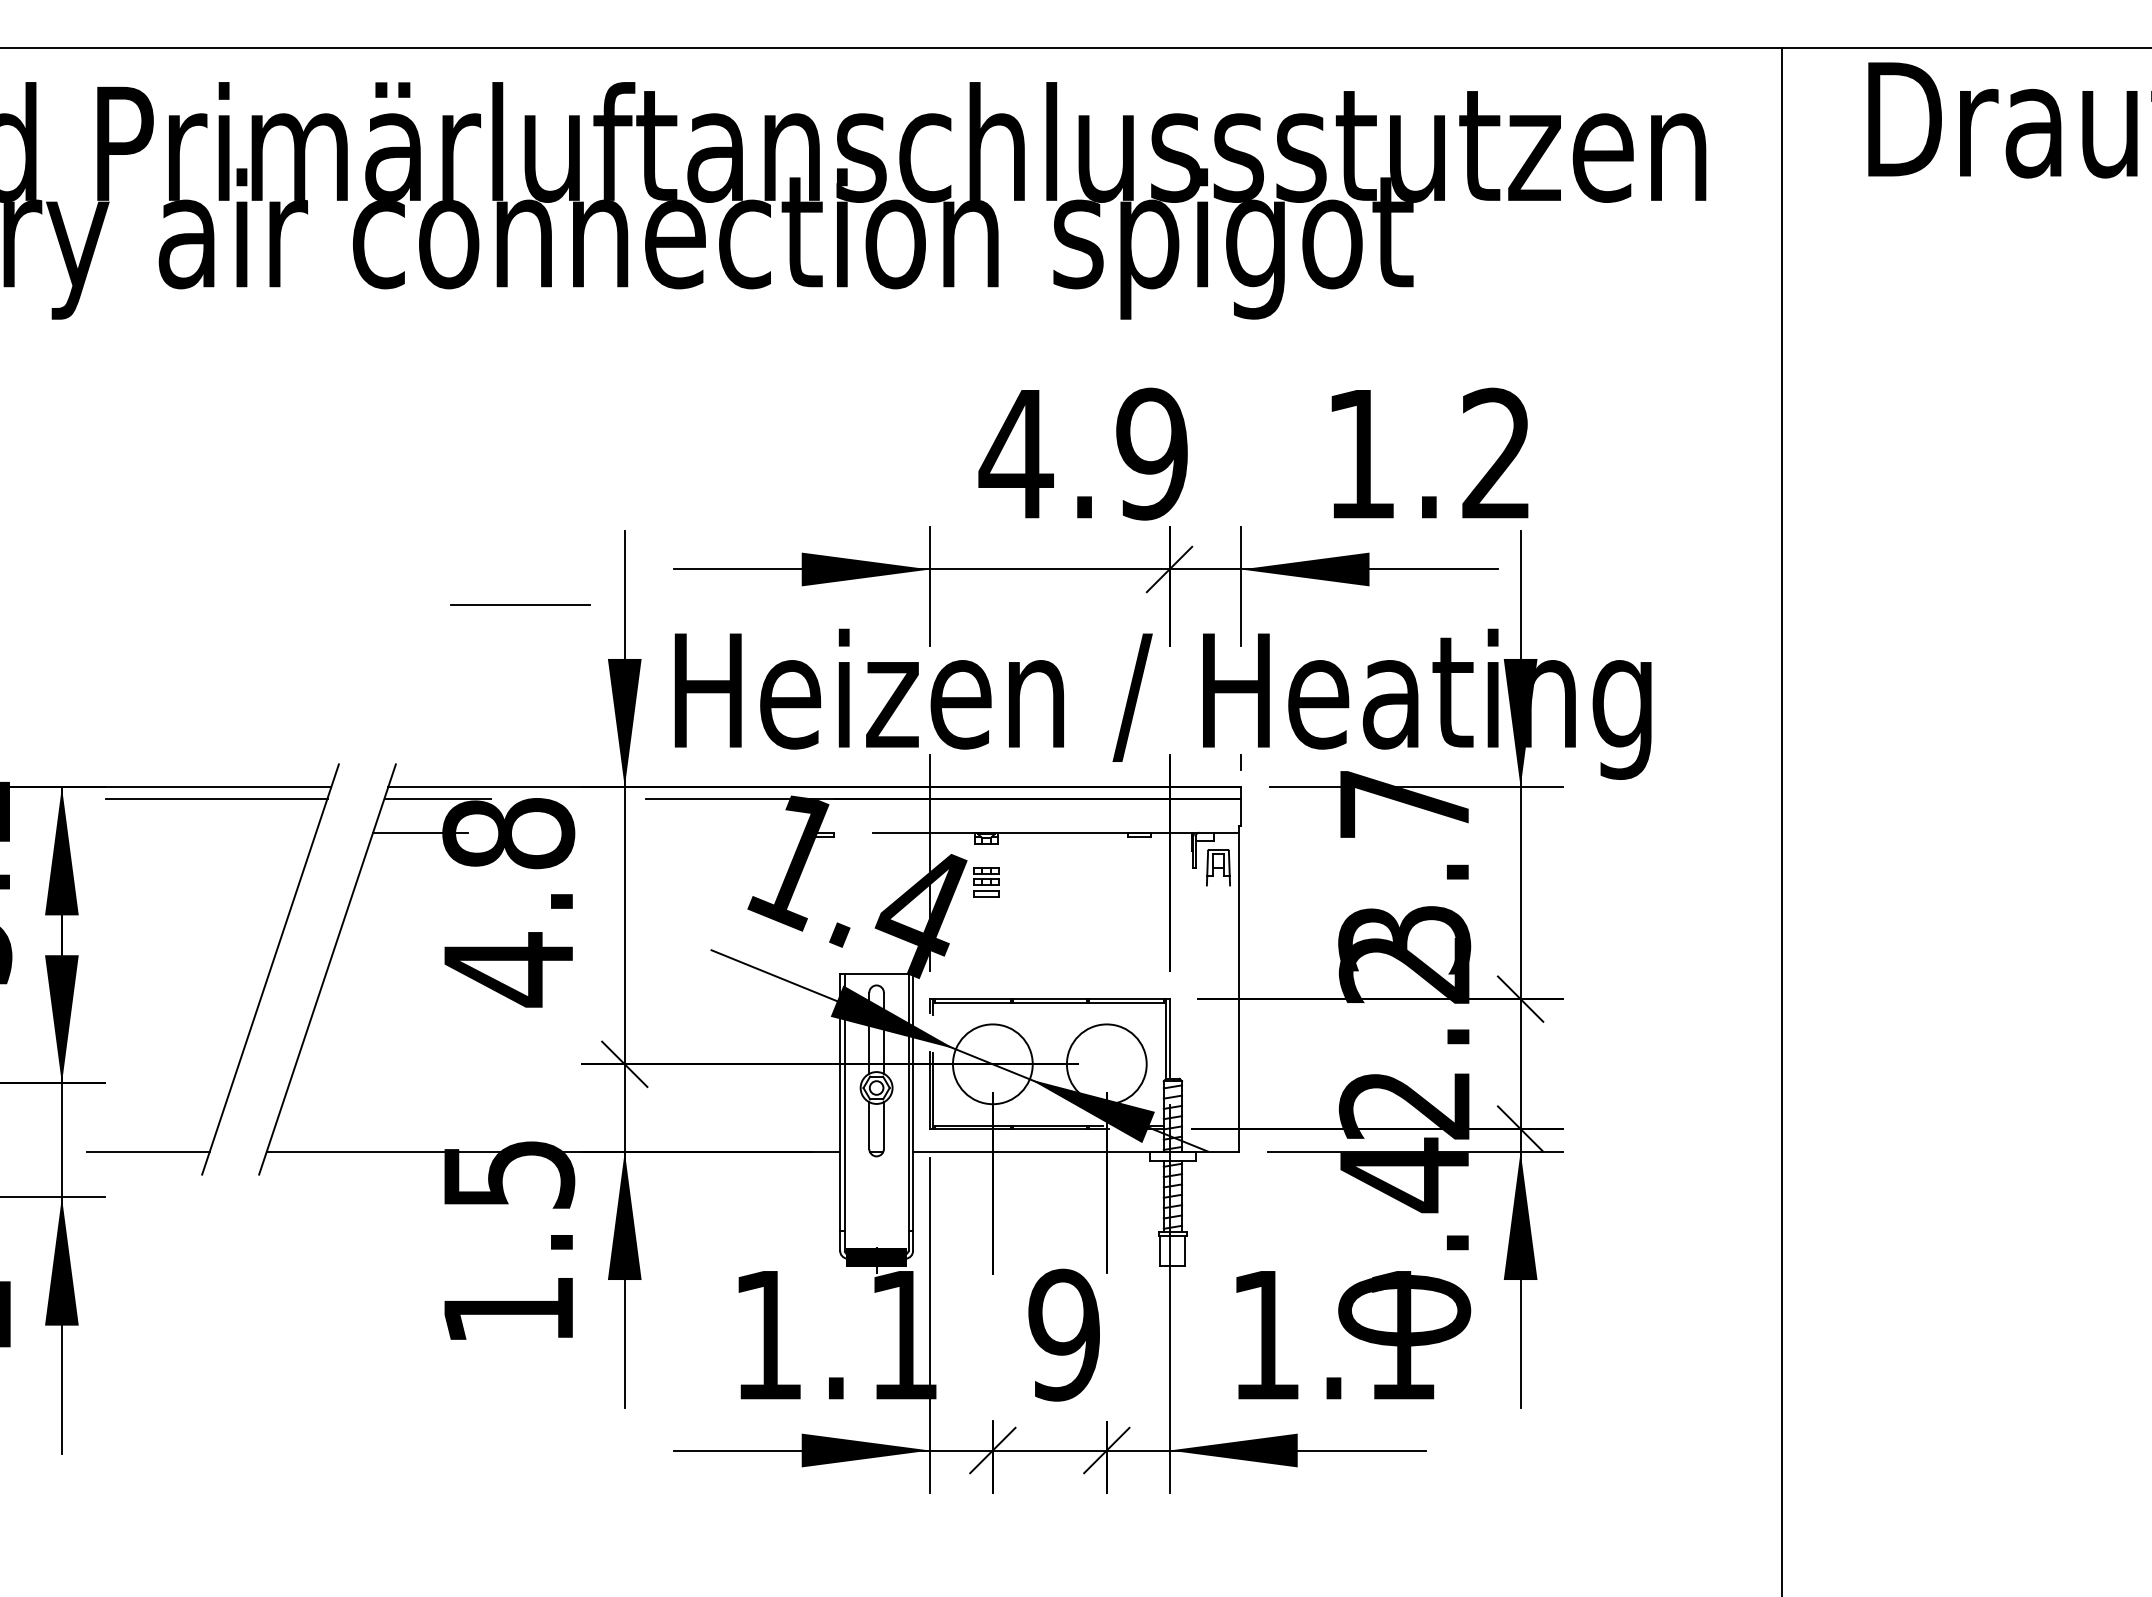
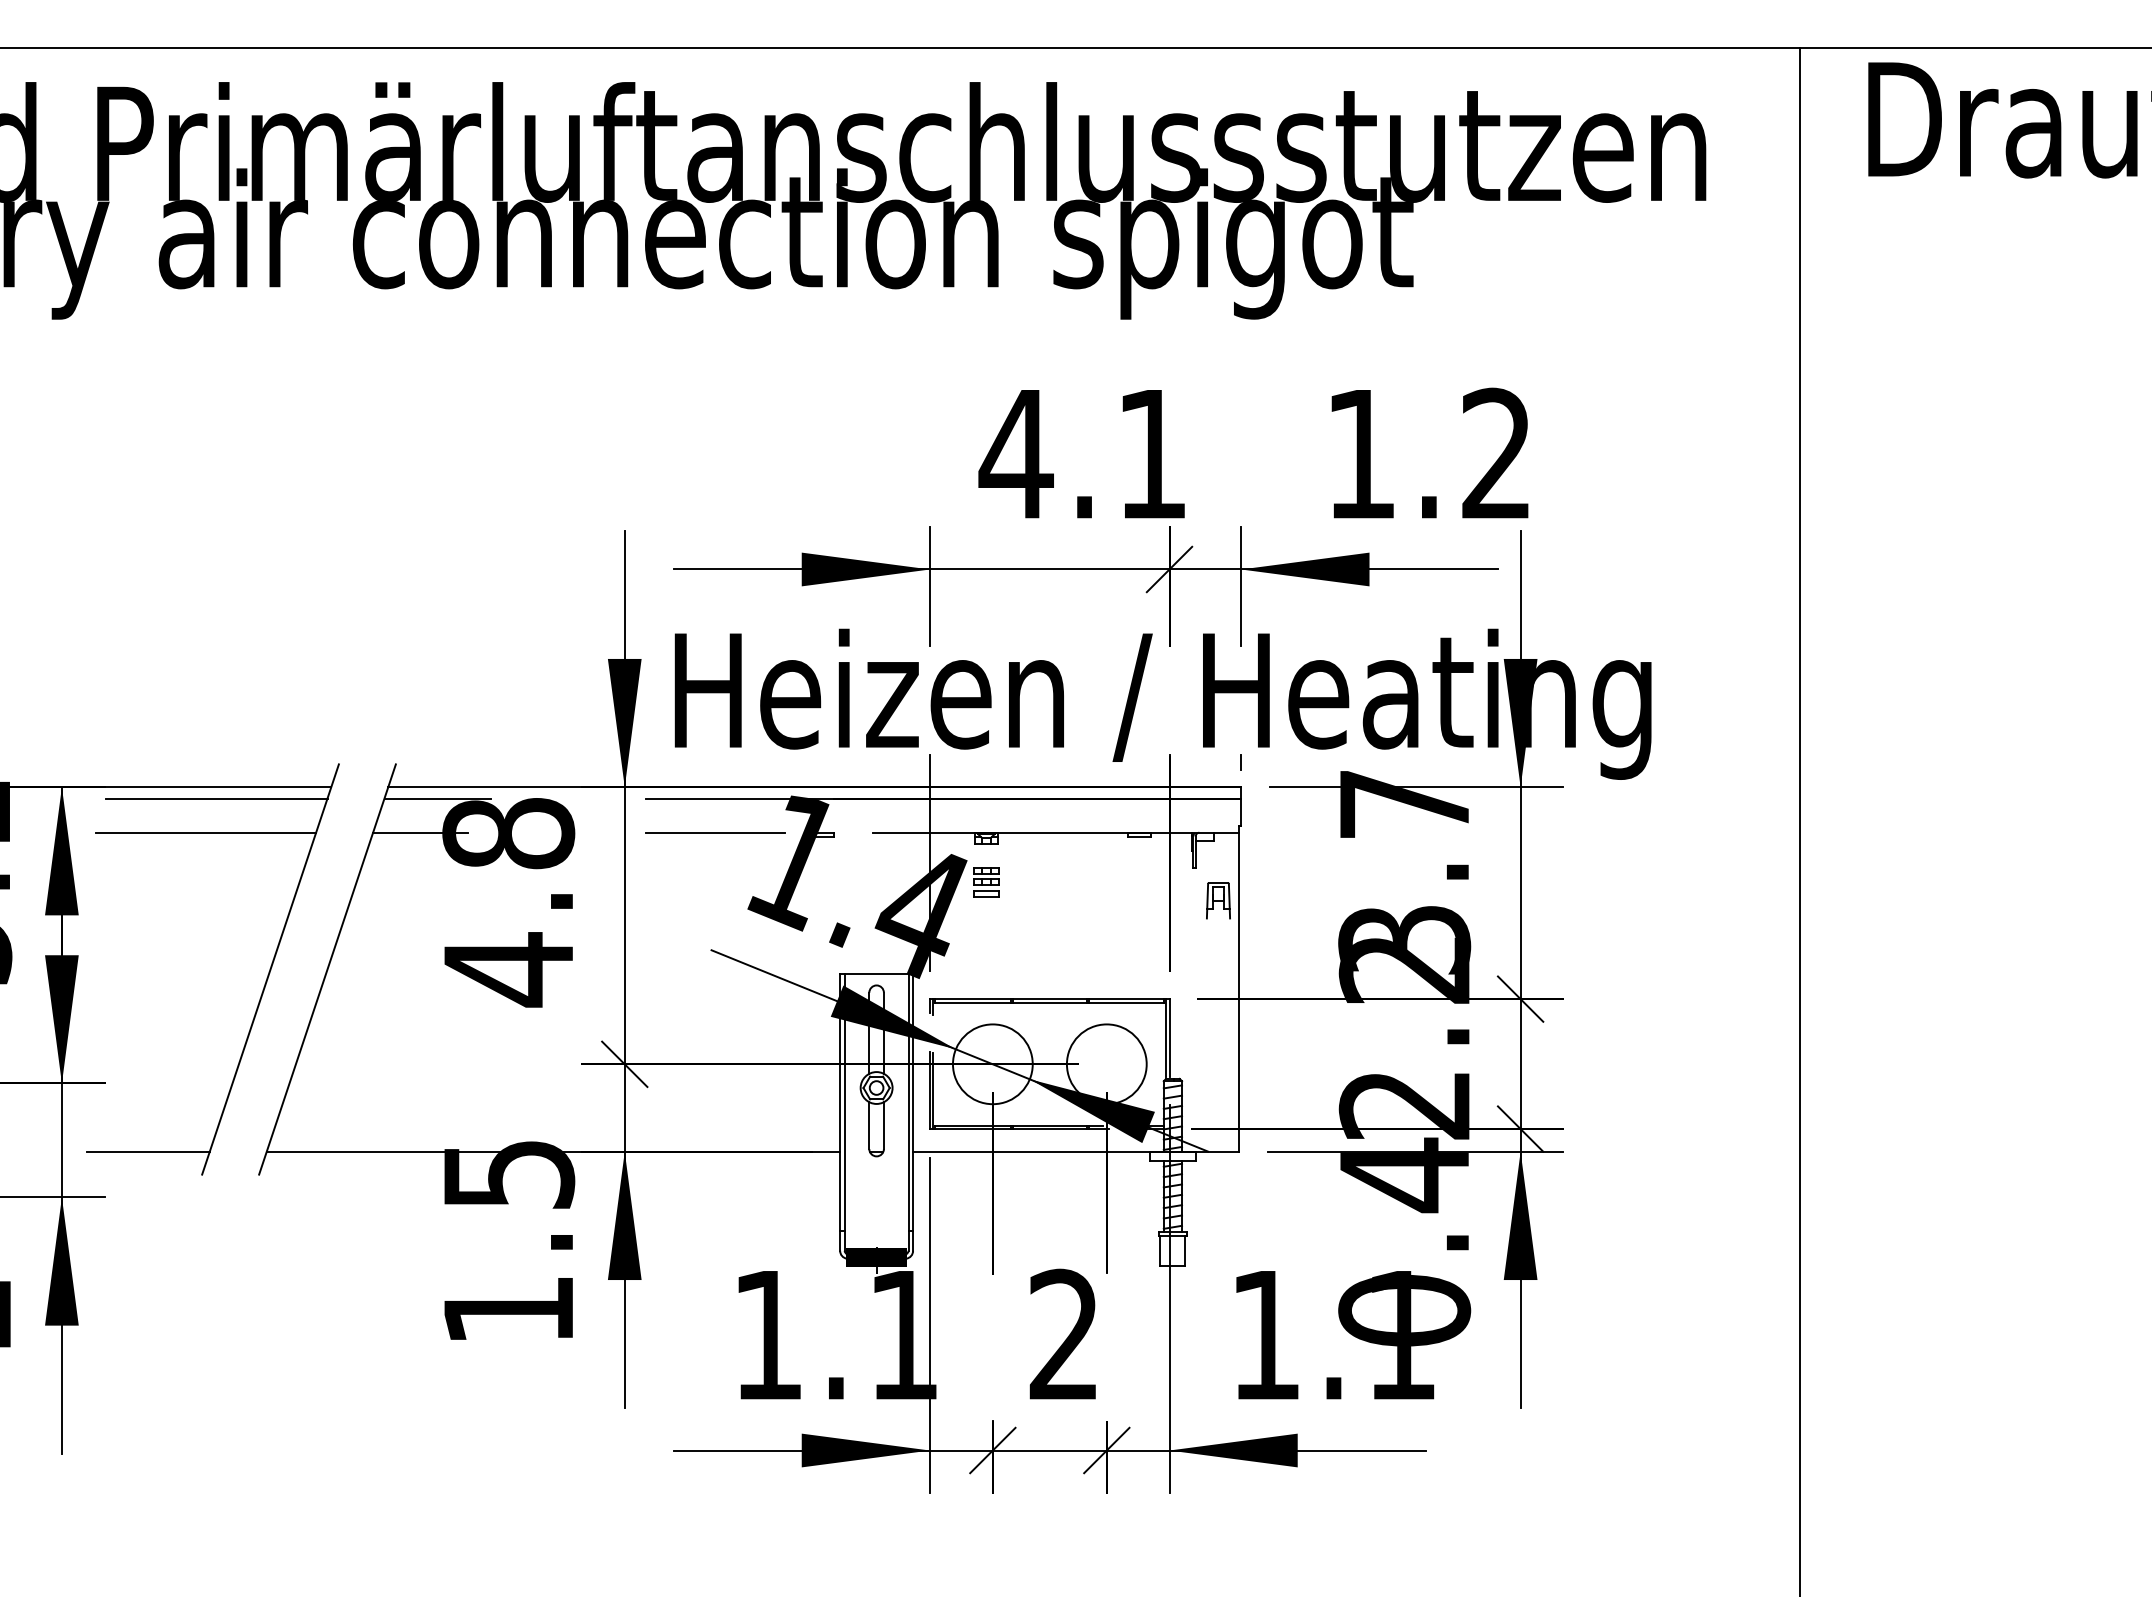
text: 4.9 -> 4.1 (1151, 453)
line position: (520, 604) -> (715, 832) (715, 832)
line position: (1781, 820) -> (1799, 820) (1799, 820)
line: none -> present (206, 832)
part position: (1218, 867) -> (1218, 900) (1218, 900)
text: 9 -> 2 (1063, 1334)
